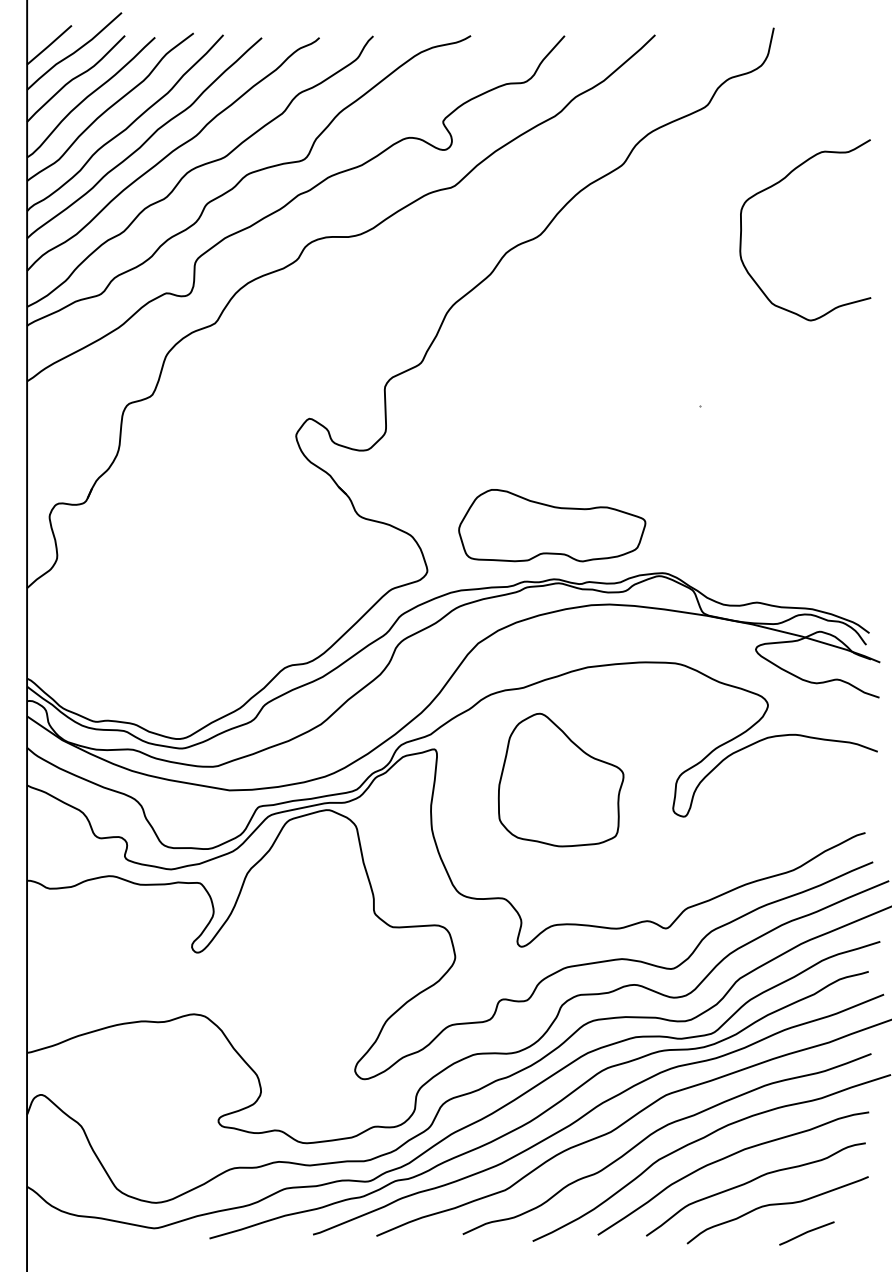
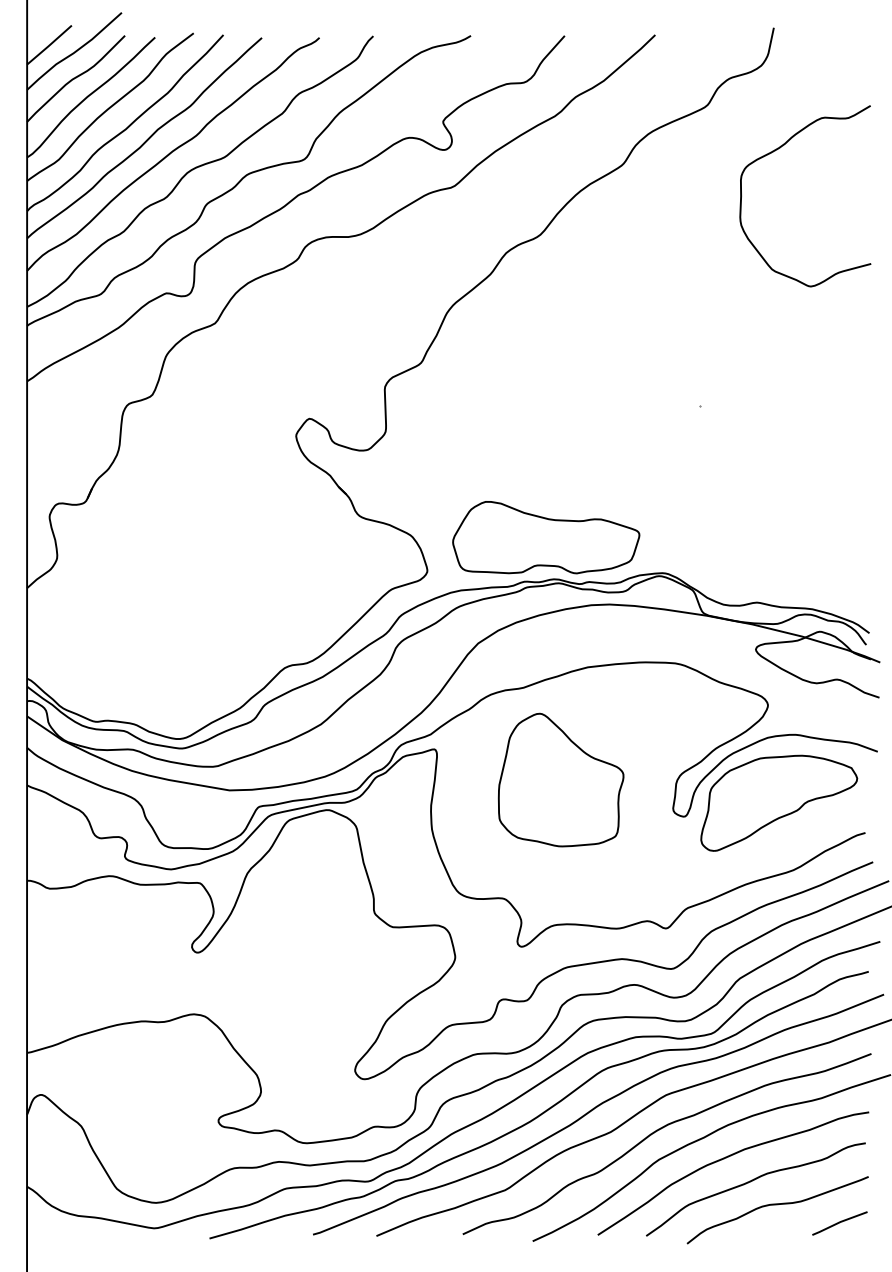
curve position: (775, 185) -> (775, 151) (775, 151)
part position: (552, 525) -> (546, 537) (546, 537)
part: none -> present (779, 802)
line position: (806, 1233) -> (839, 1223) (839, 1223)
